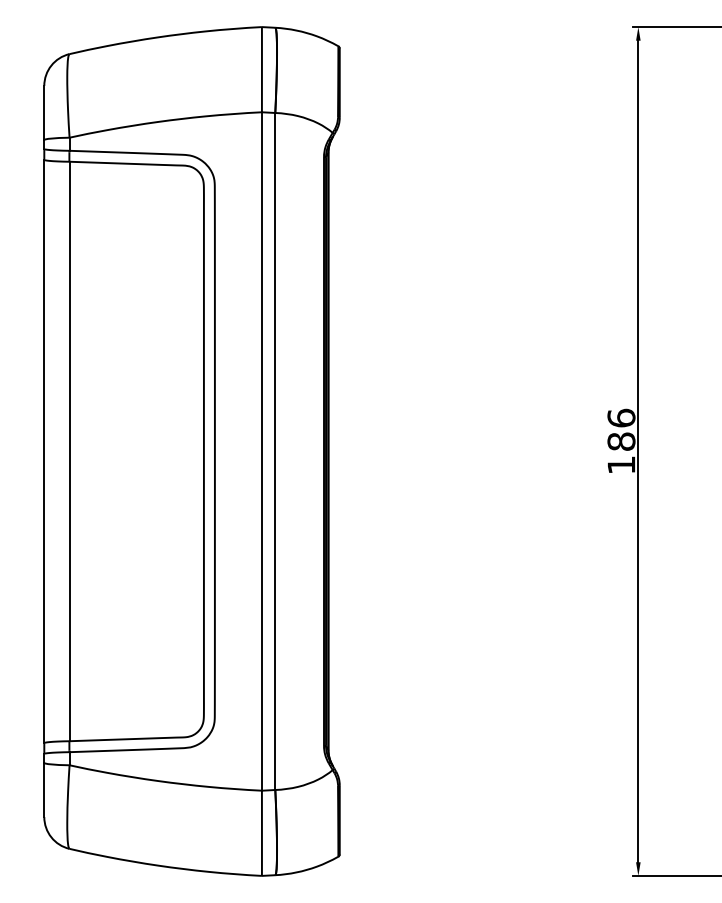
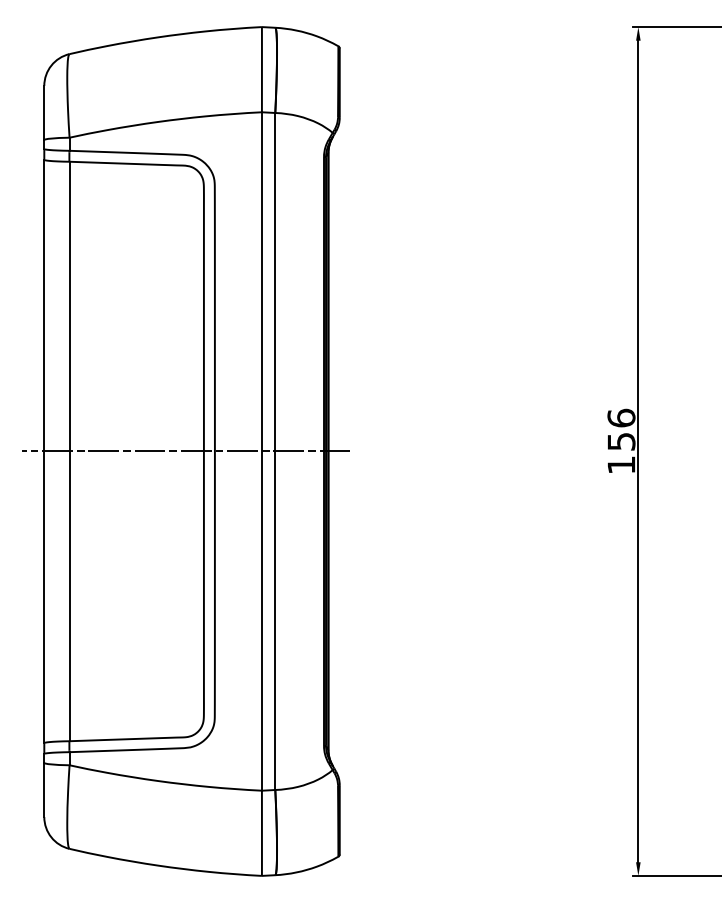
text: 186 -> 156 (621, 441)
line: none -> present (185, 451)
